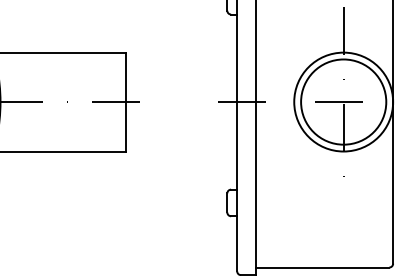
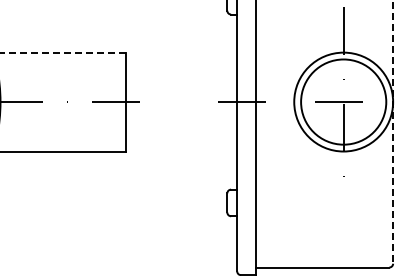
line: solid -> dashed (63, 52)
line: solid -> dashed (393, 131)
